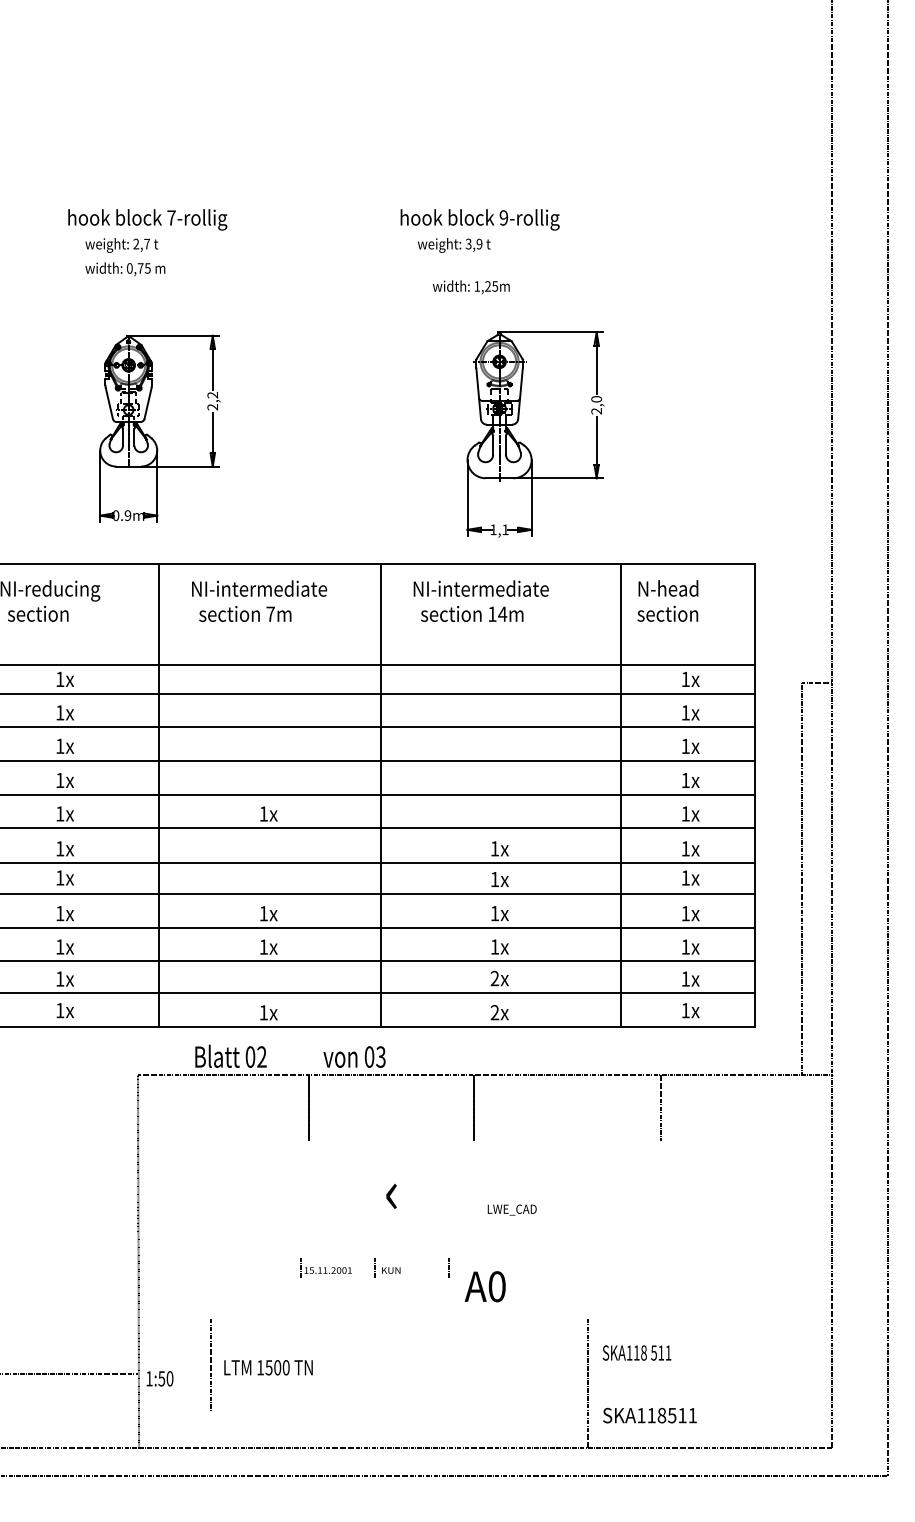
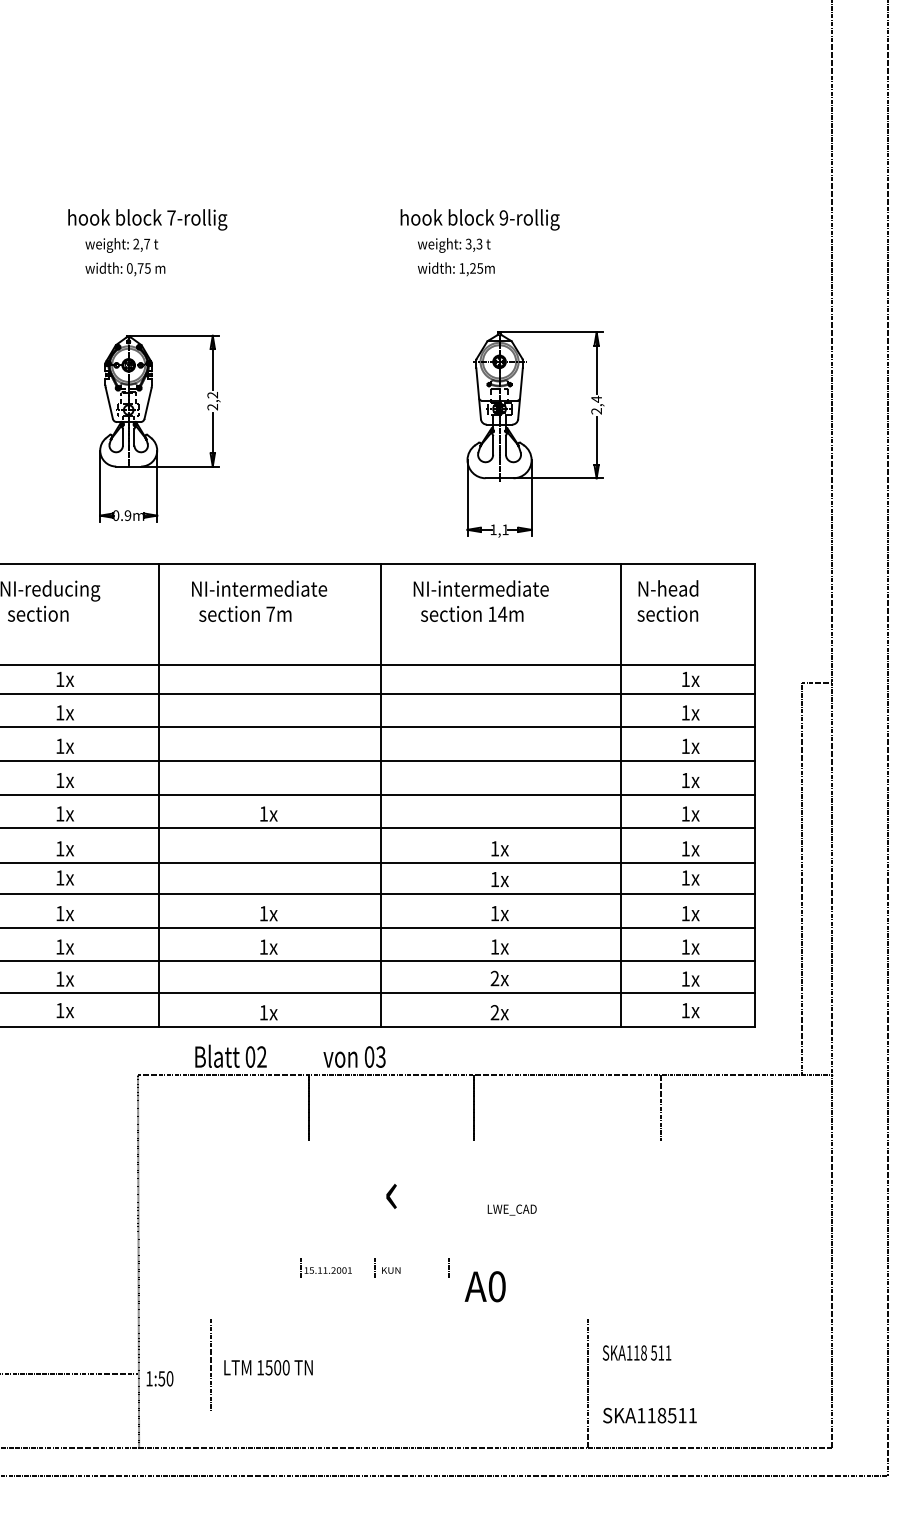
text: 3,9 -> 3,3 (479, 244)
text position: (471, 287) -> (456, 269) (456, 269)
text: 2,0 -> 2,4 (596, 398)
